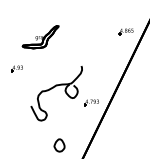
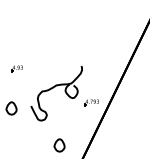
part: present -> none (125, 31)
part: present -> none (40, 37)
part: none -> present (11, 108)
